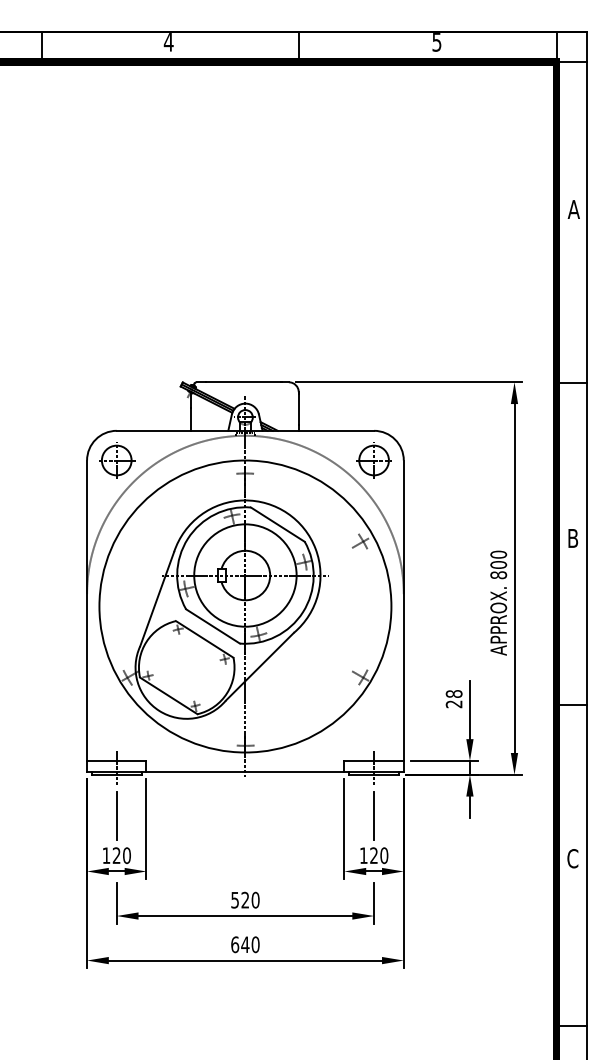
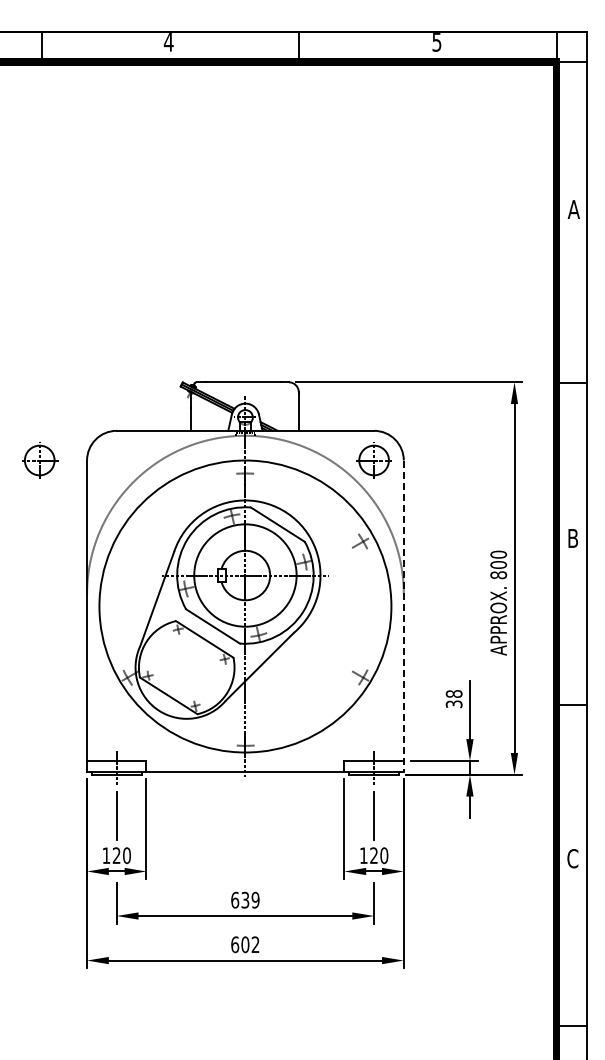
part position: (117, 460) -> (40, 460) (40, 460)
line: solid -> dashed (403, 616)
text: 28 -> 38 (454, 704)
text: 520 -> 639 (245, 899)
text: 640 -> 602 (250, 944)
